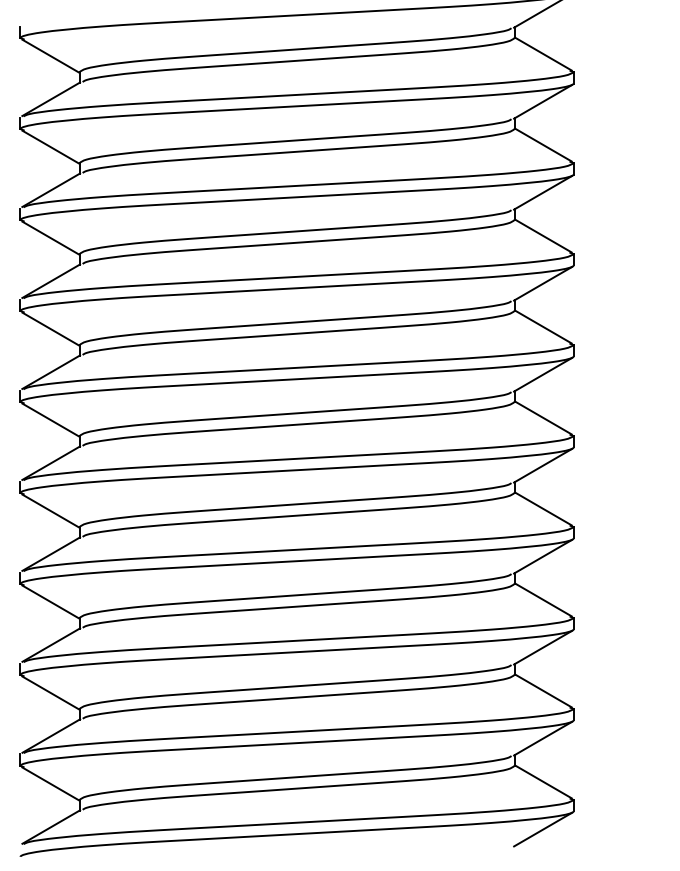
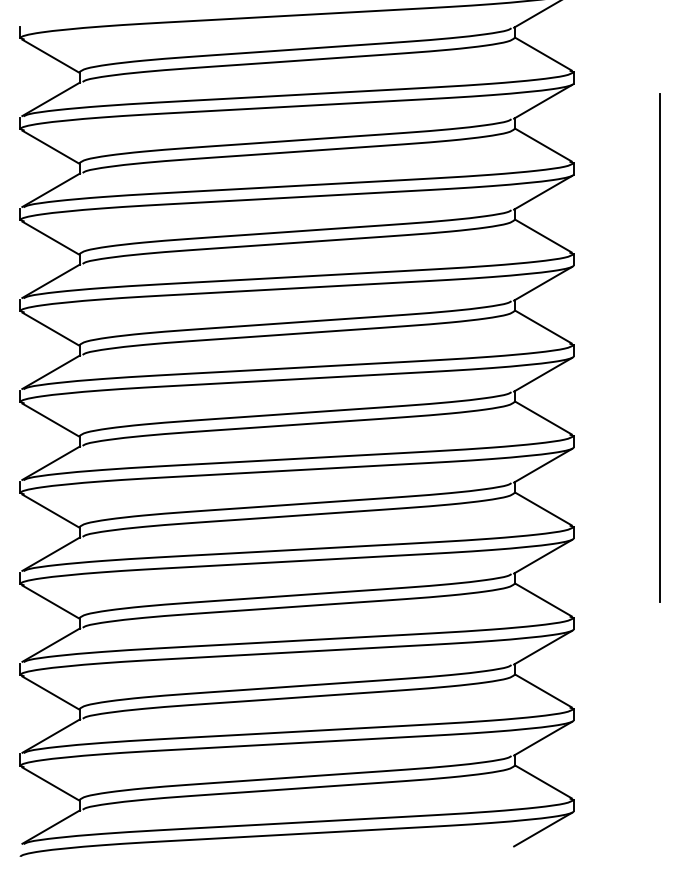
line: none -> present (659, 347)
